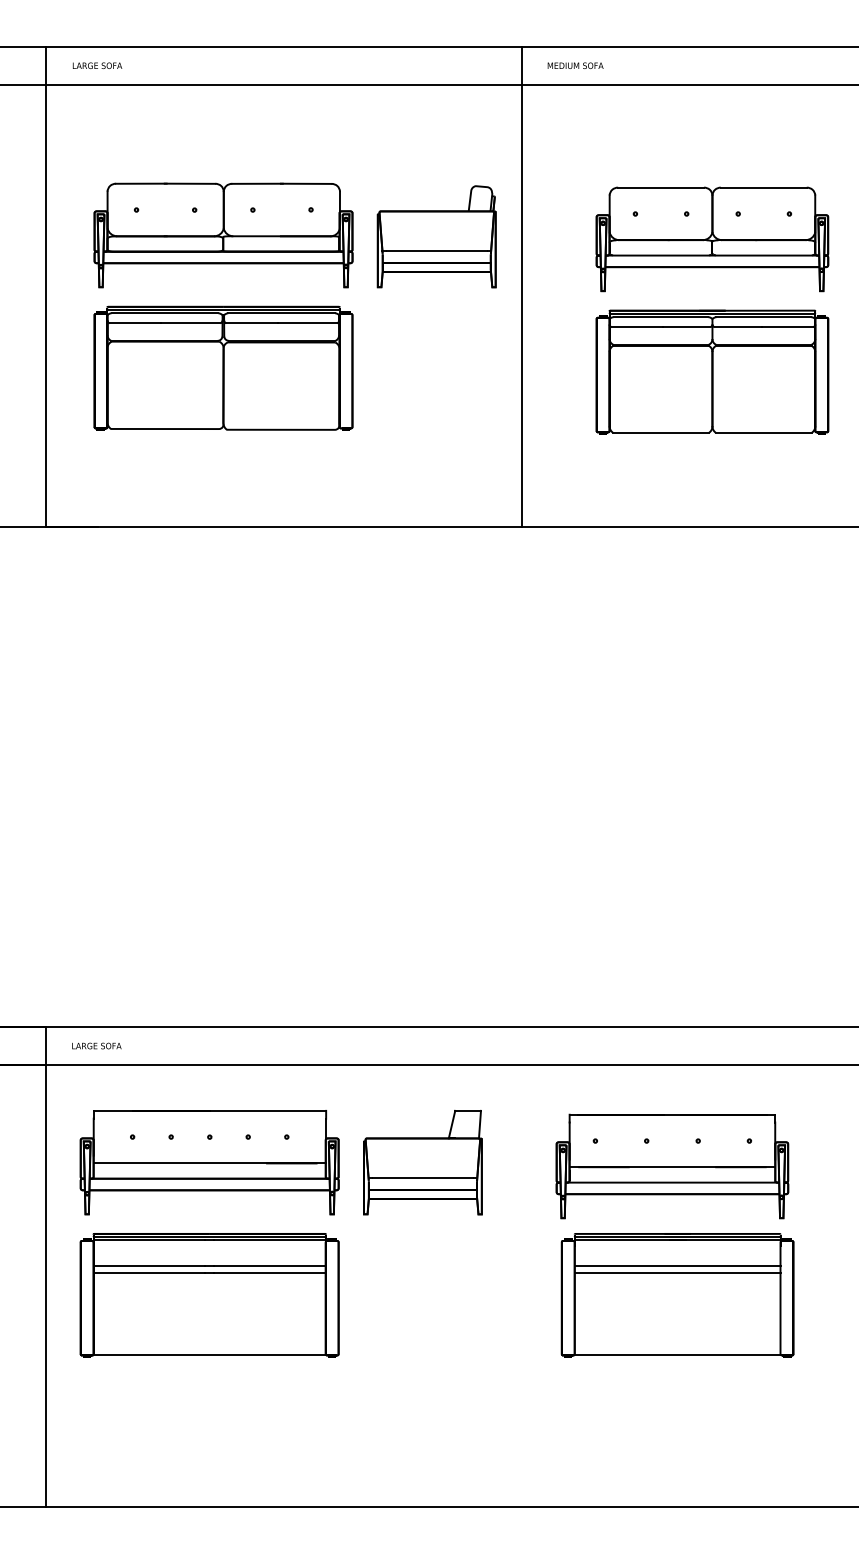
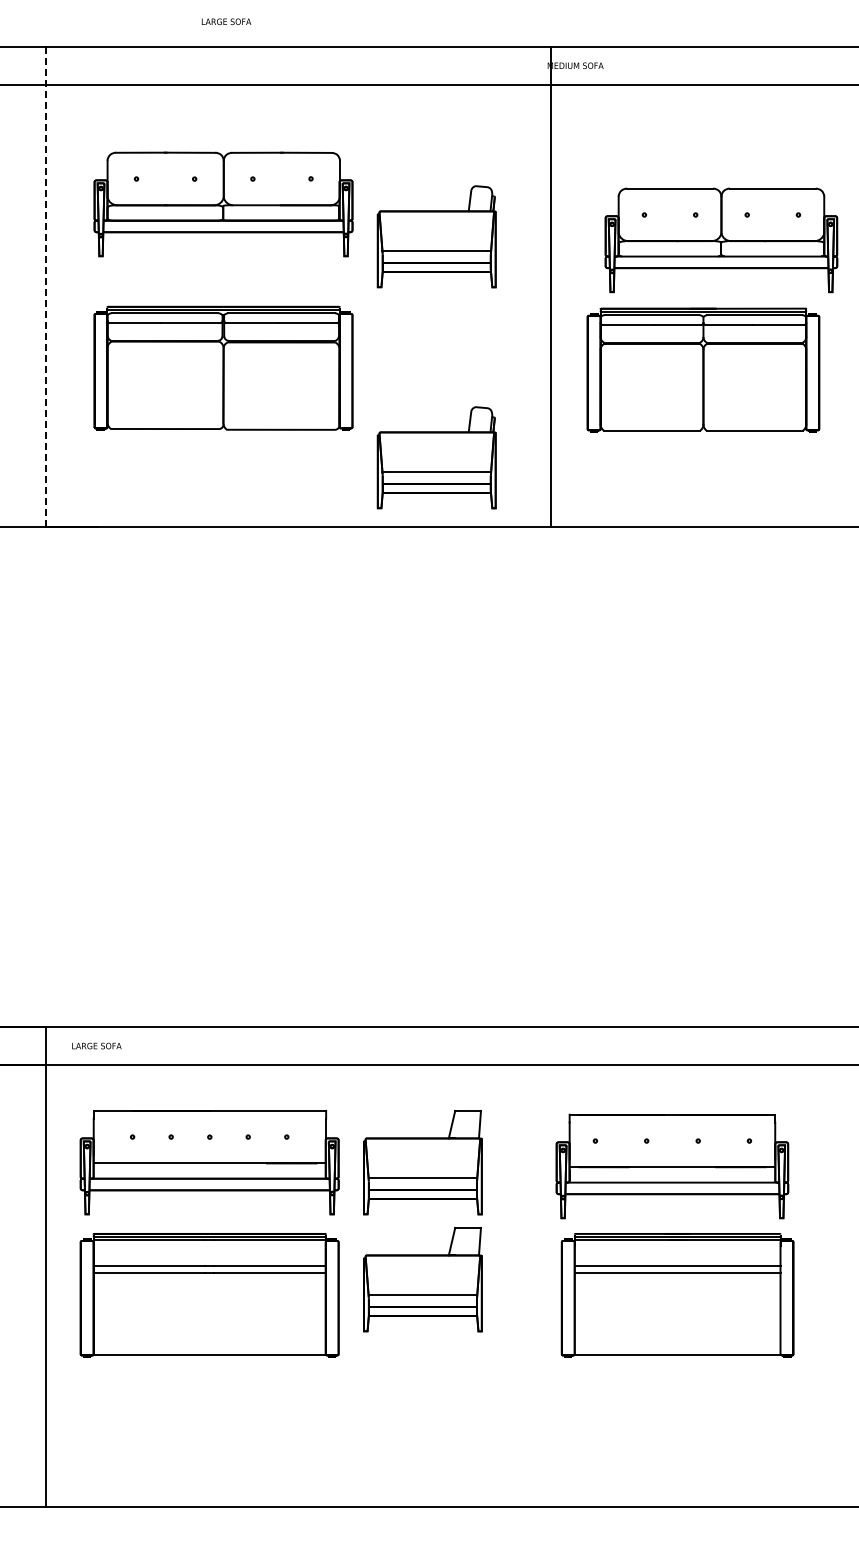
text position: (97, 65) -> (226, 21) (226, 21)
part position: (223, 235) -> (223, 204) (223, 204)
part position: (712, 239) -> (721, 240) (721, 240)
line position: (522, 286) -> (551, 286) (551, 286)
line: solid -> dashed (46, 287)
part position: (712, 371) -> (703, 369) (703, 369)
part: none -> present (436, 457)
part: none -> present (422, 1279)
